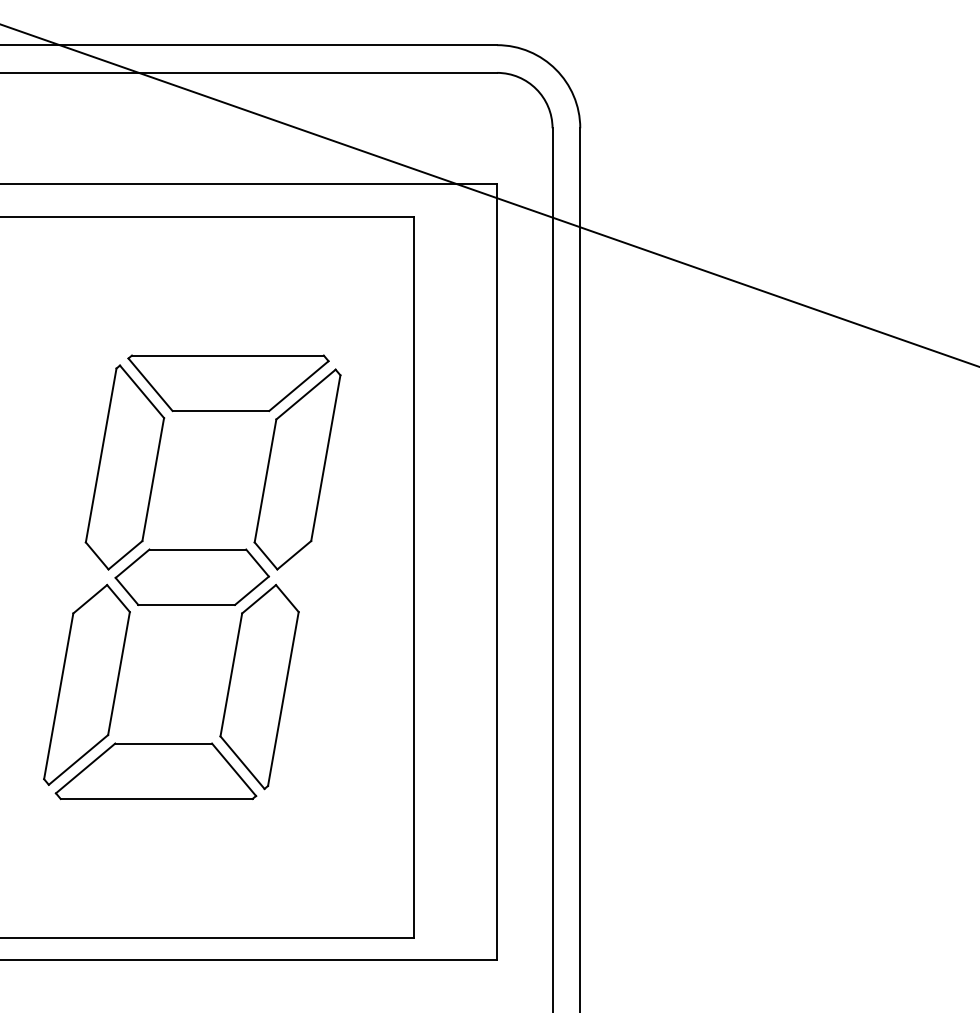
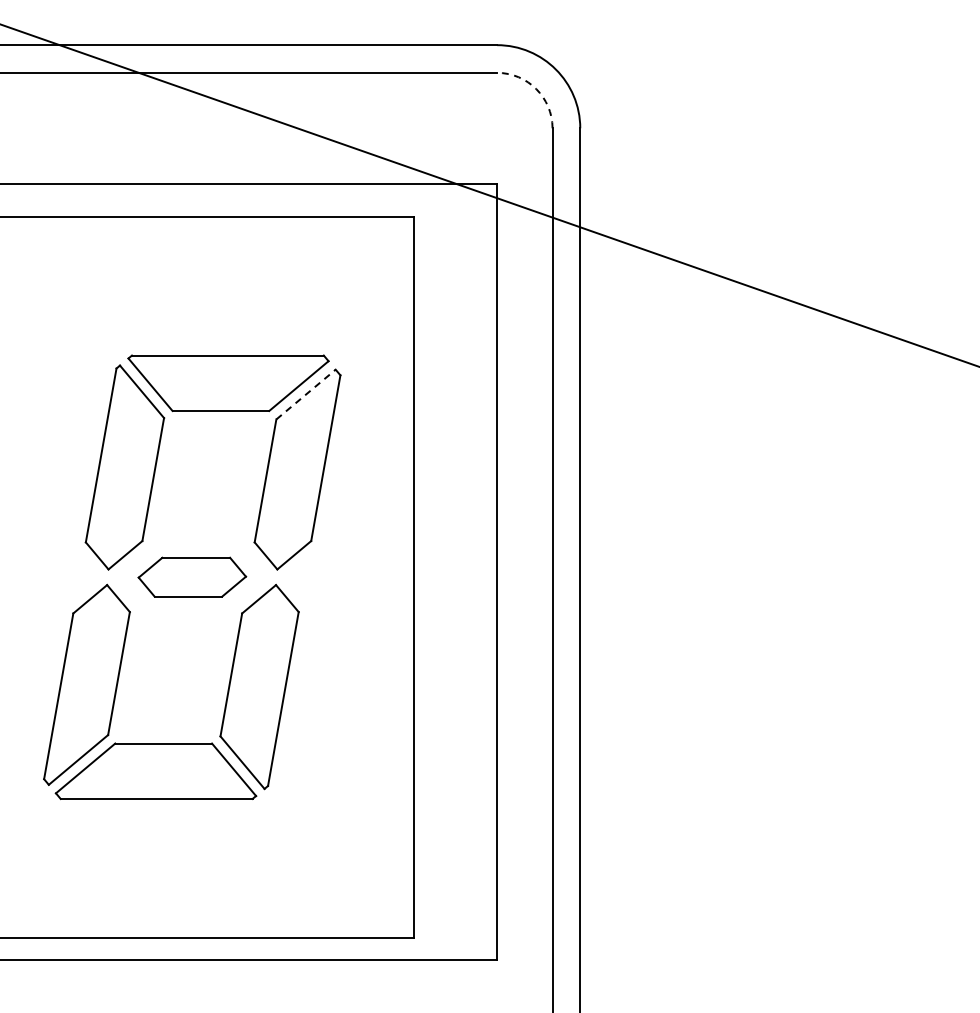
arc: solid -> dashed (536, 89)
line: solid -> dashed (306, 394)
part size: 157x58 px -> 111x42 px (192, 576)
